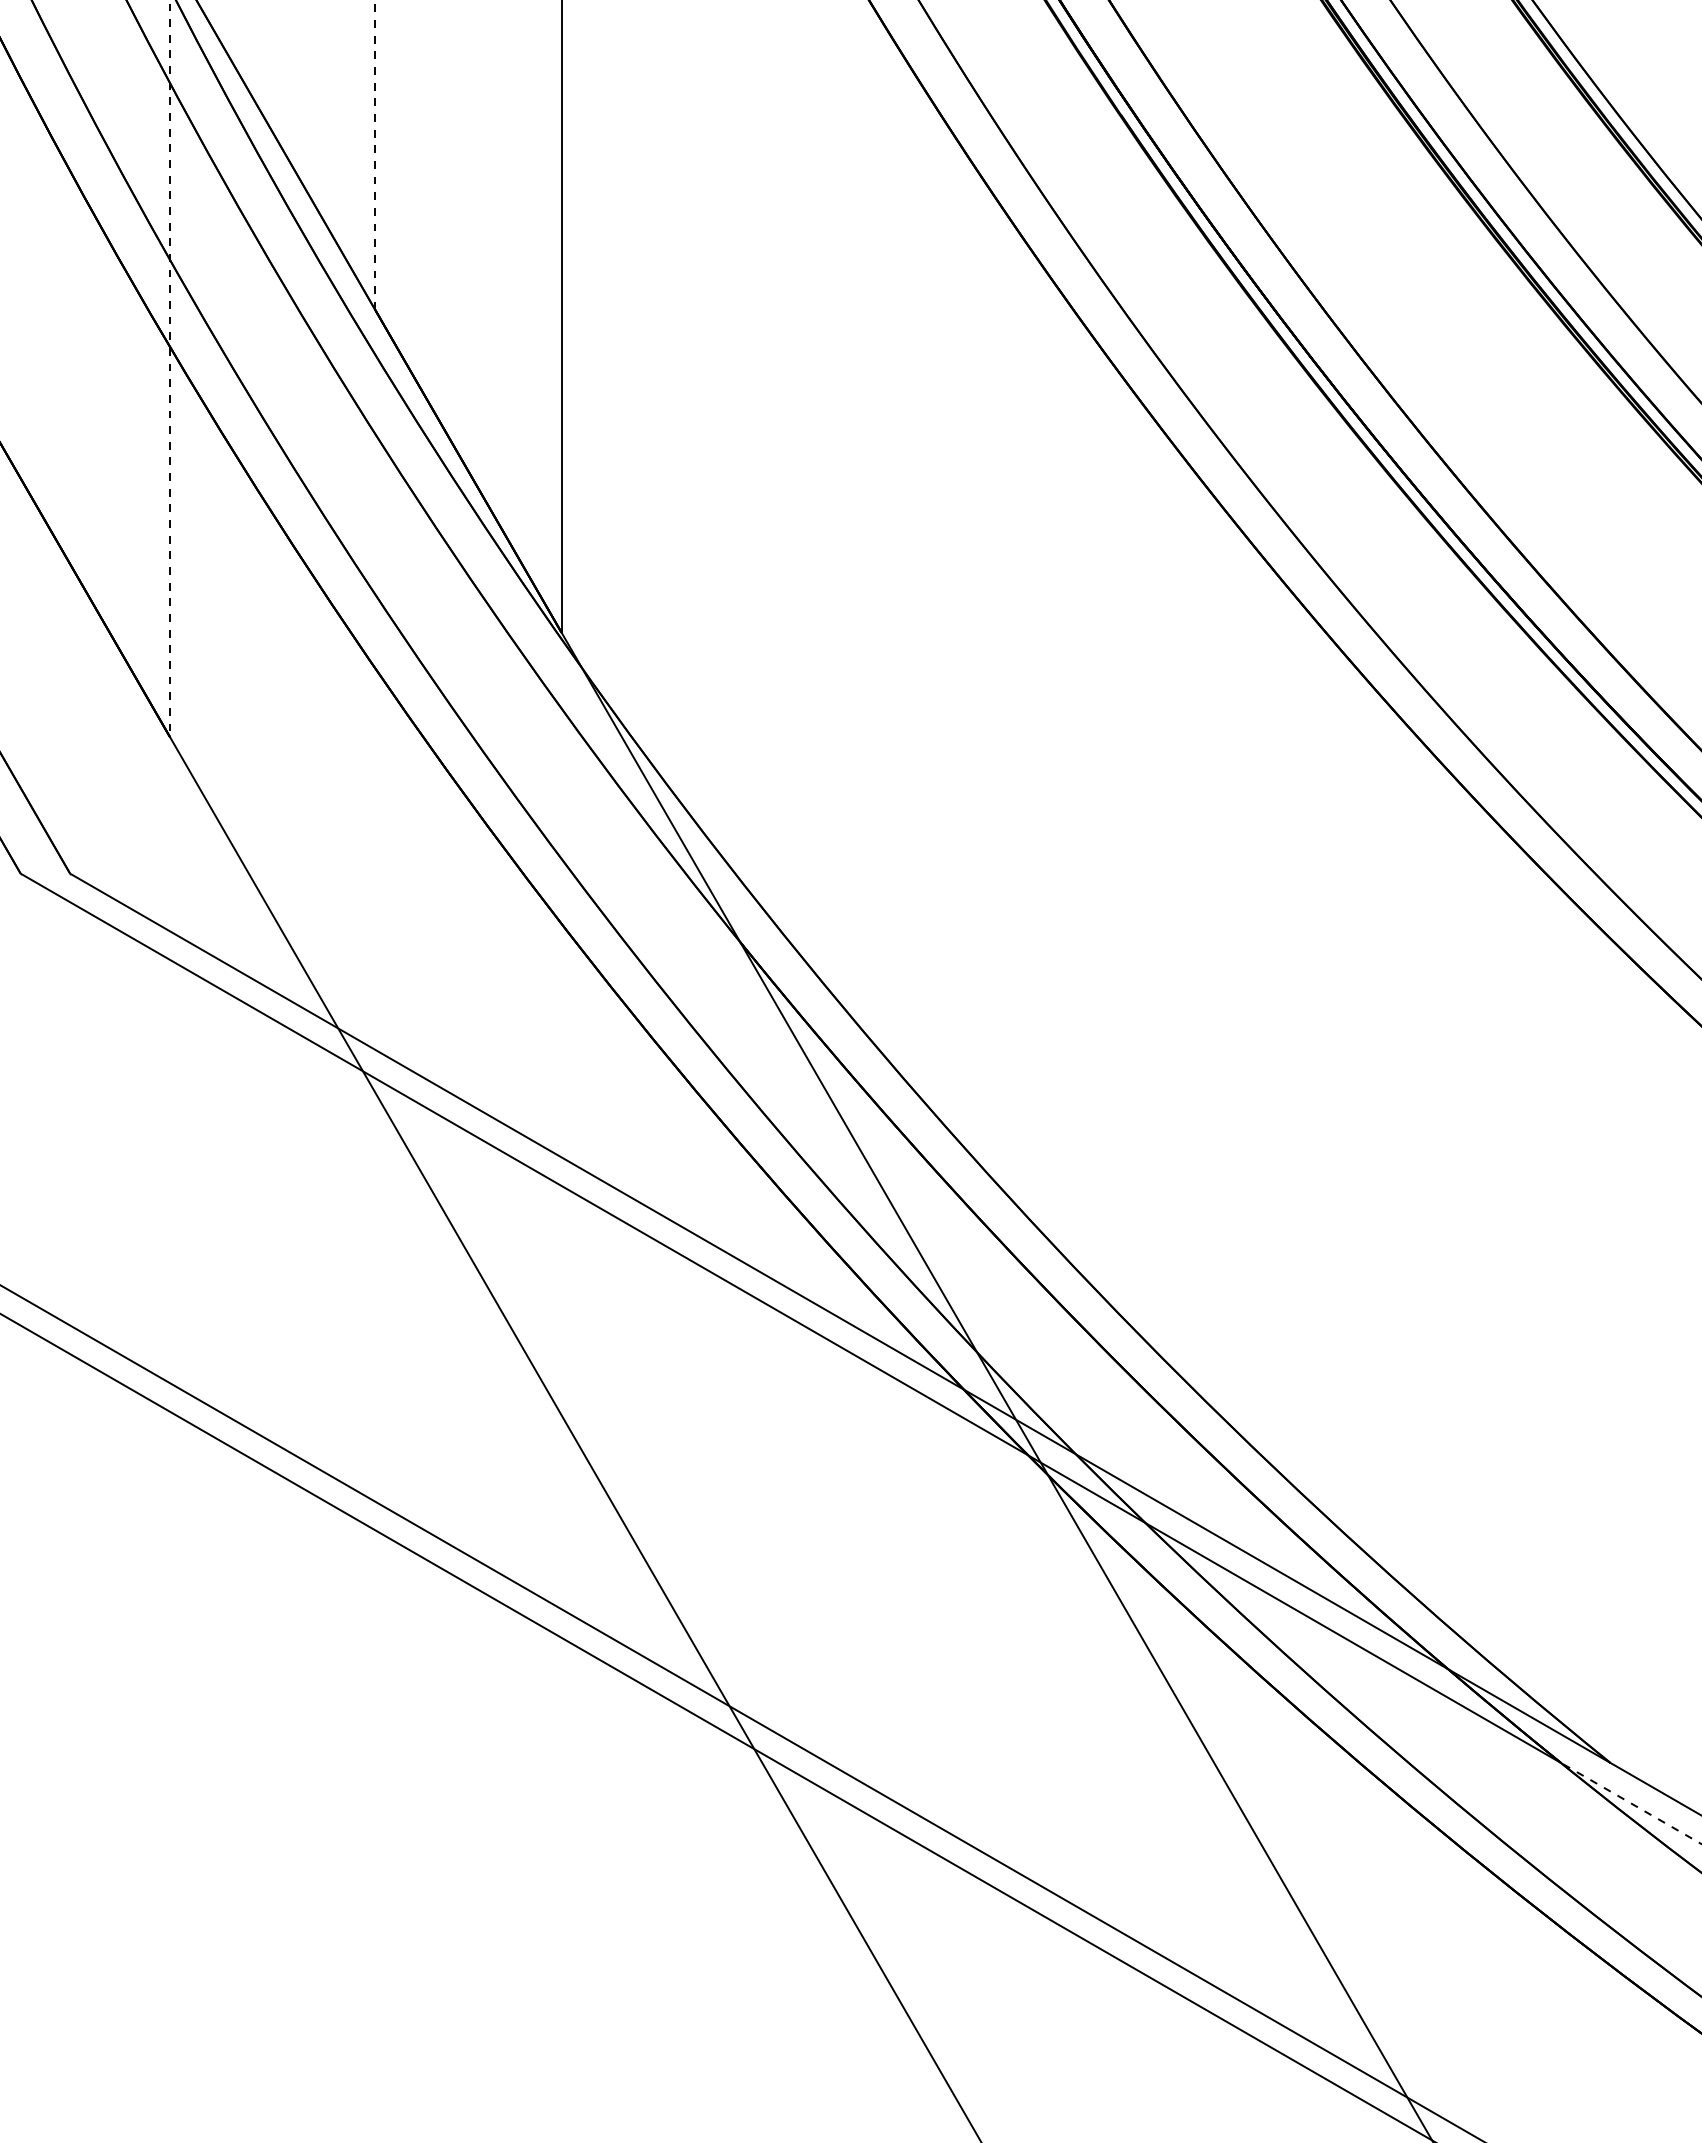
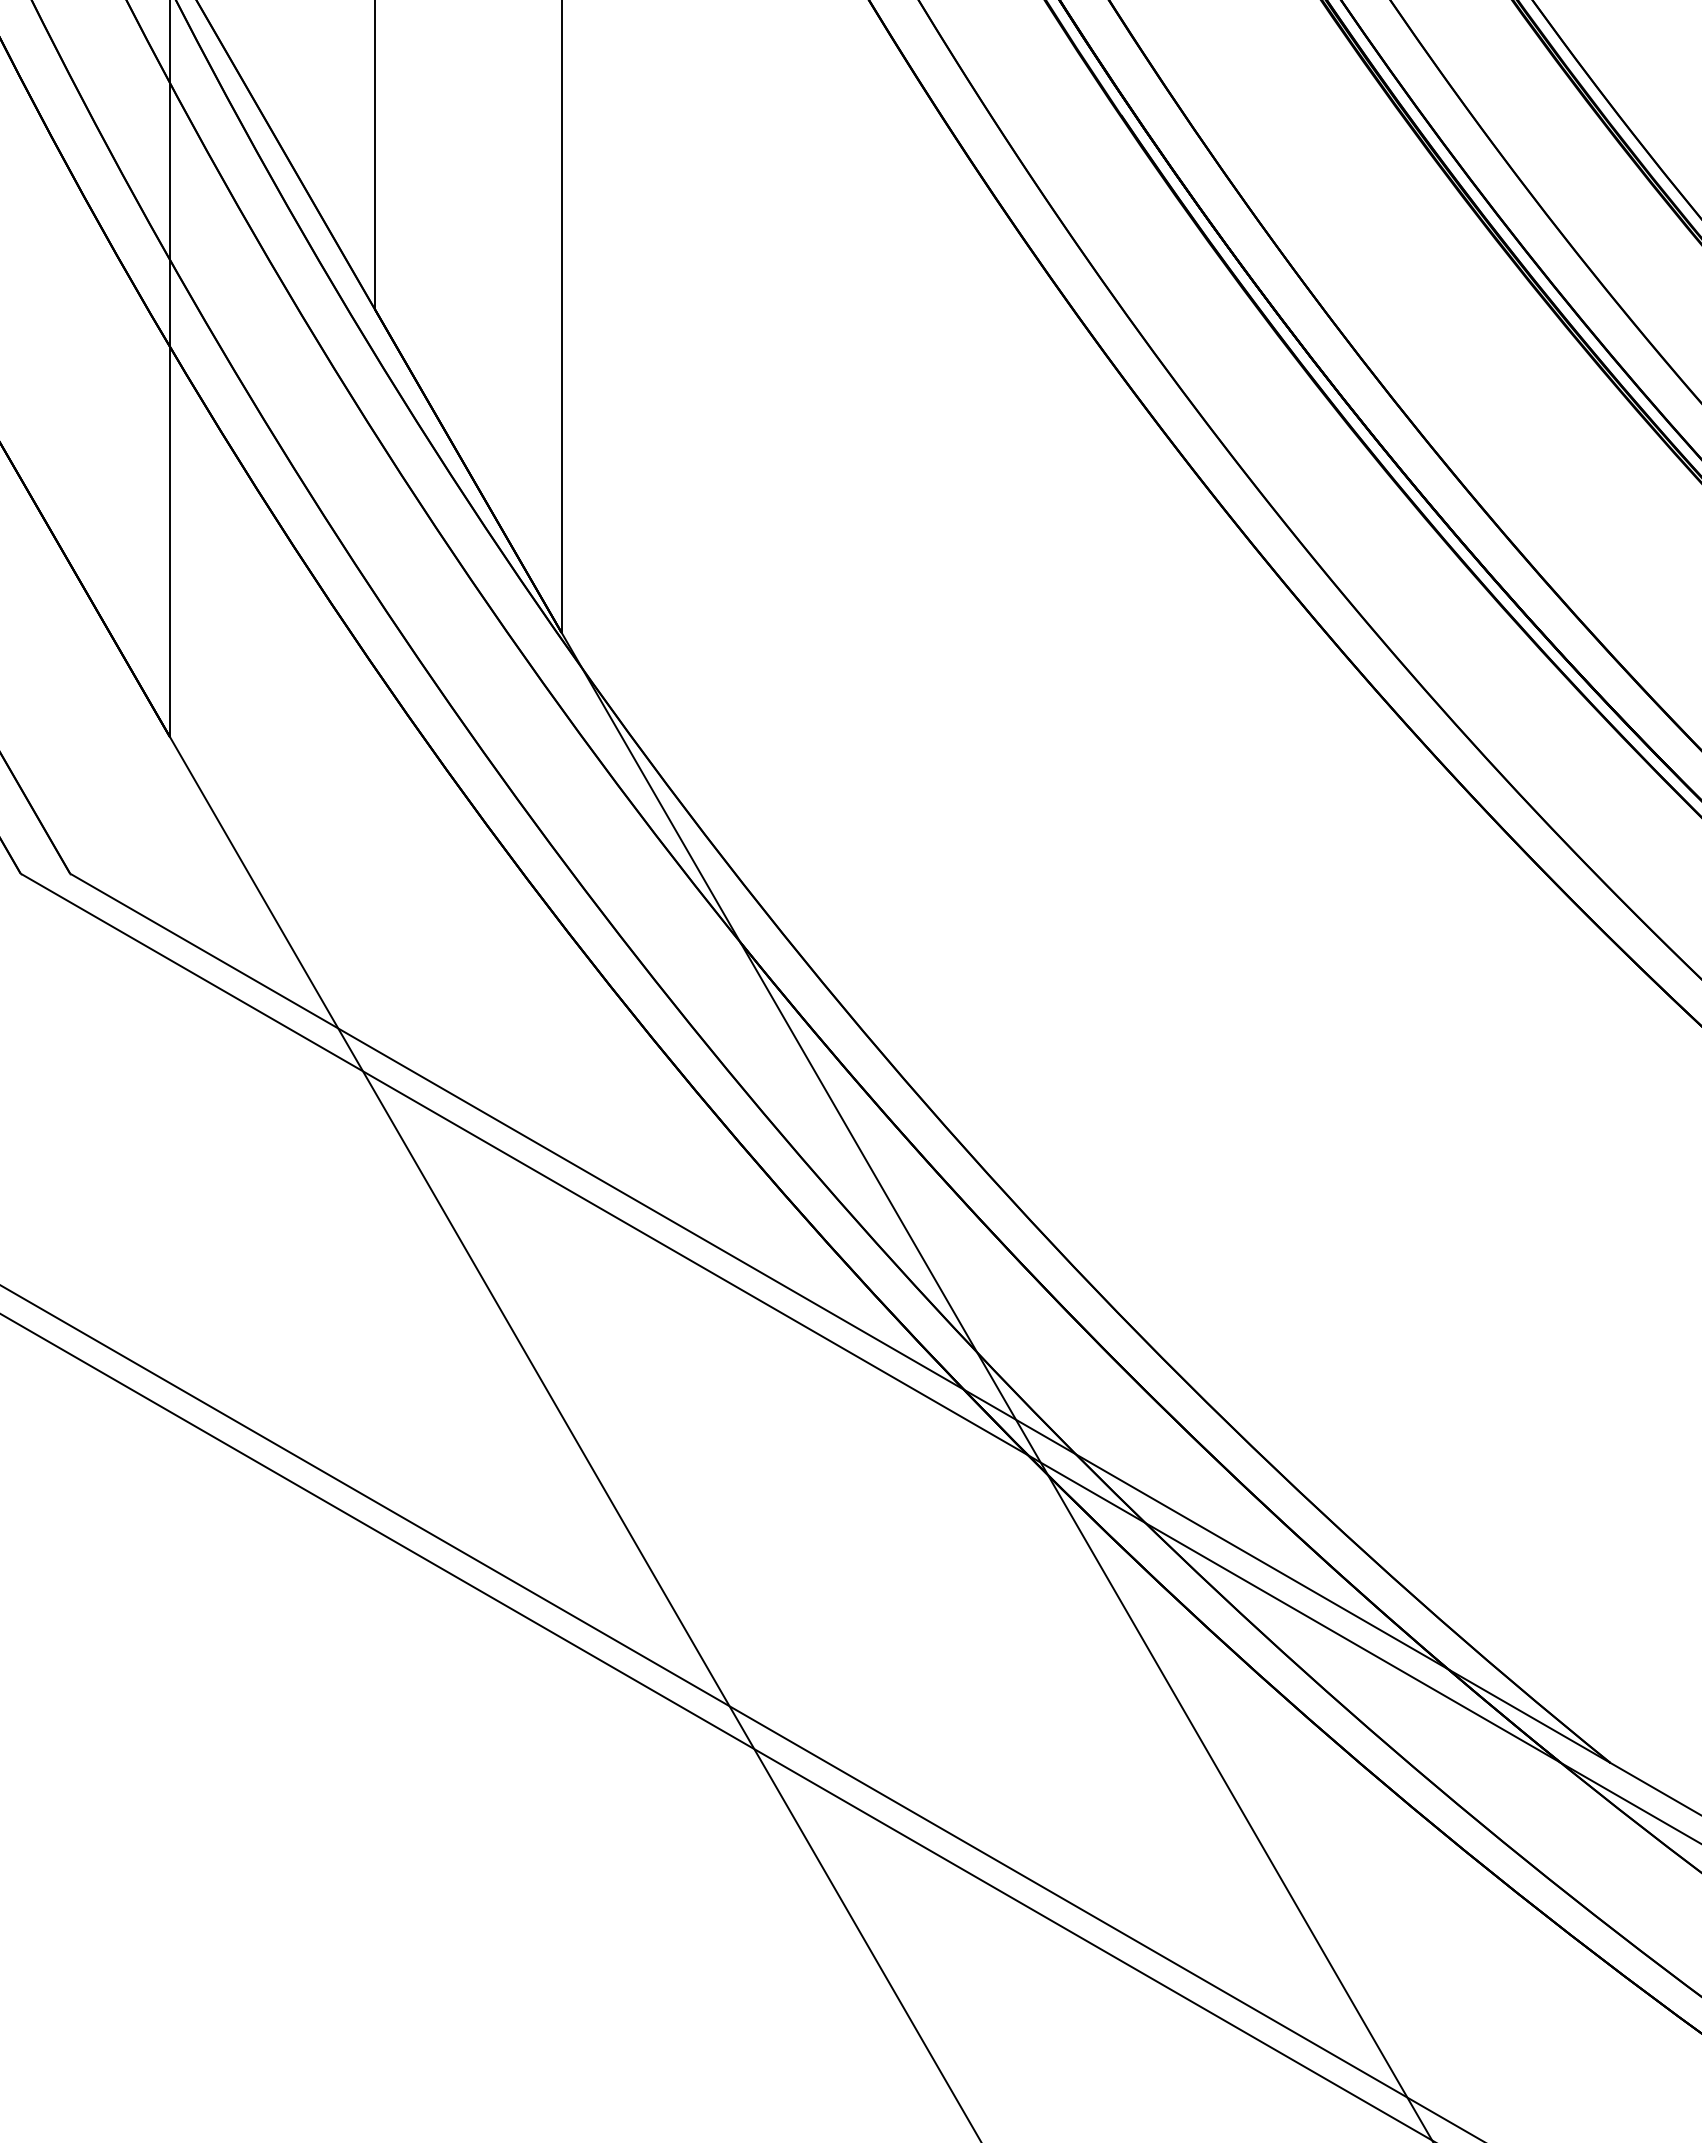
line: dashed -> solid (375, 154)
line: dashed -> solid (170, 369)
line: dashed -> solid (1631, 1803)
